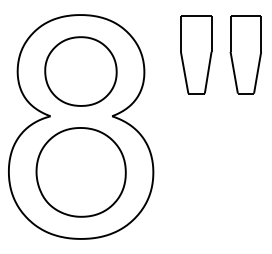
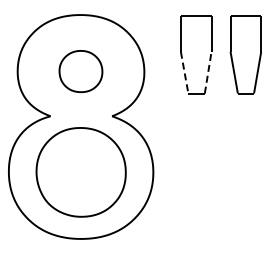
part size: 74x71 px -> 46x44 px (80, 71)
line: solid -> dashed (208, 72)
line: solid -> dashed (184, 73)
